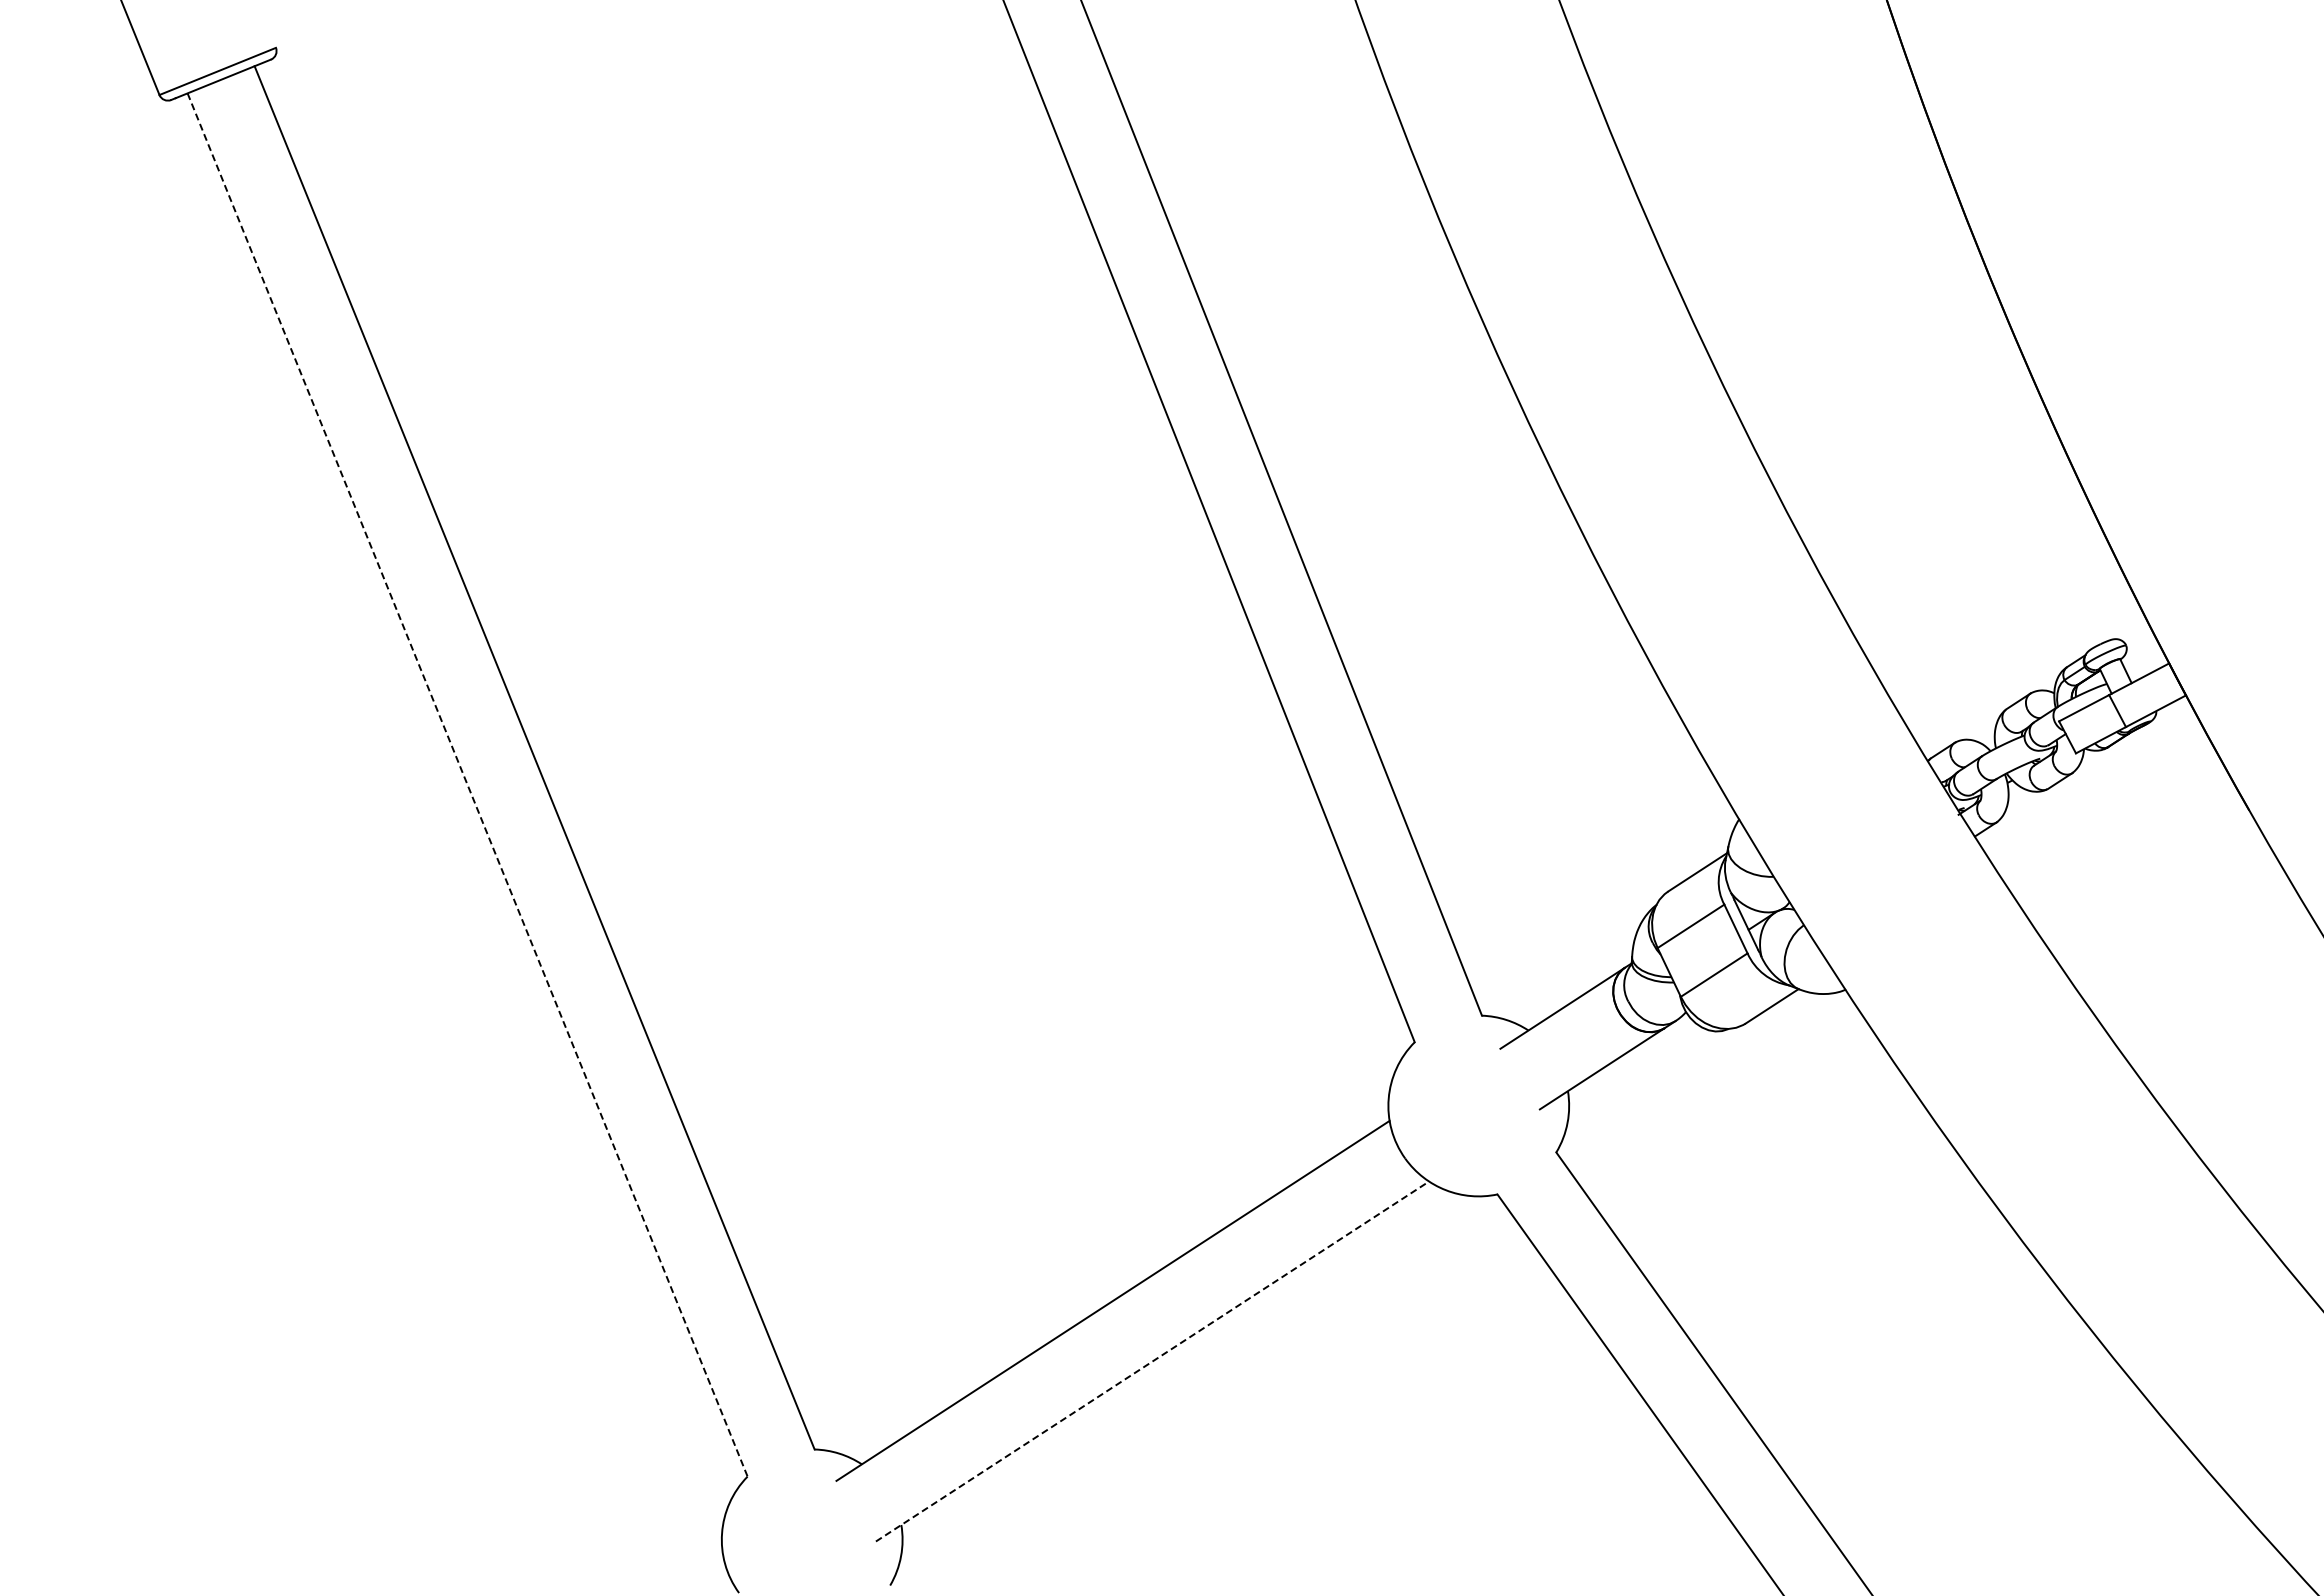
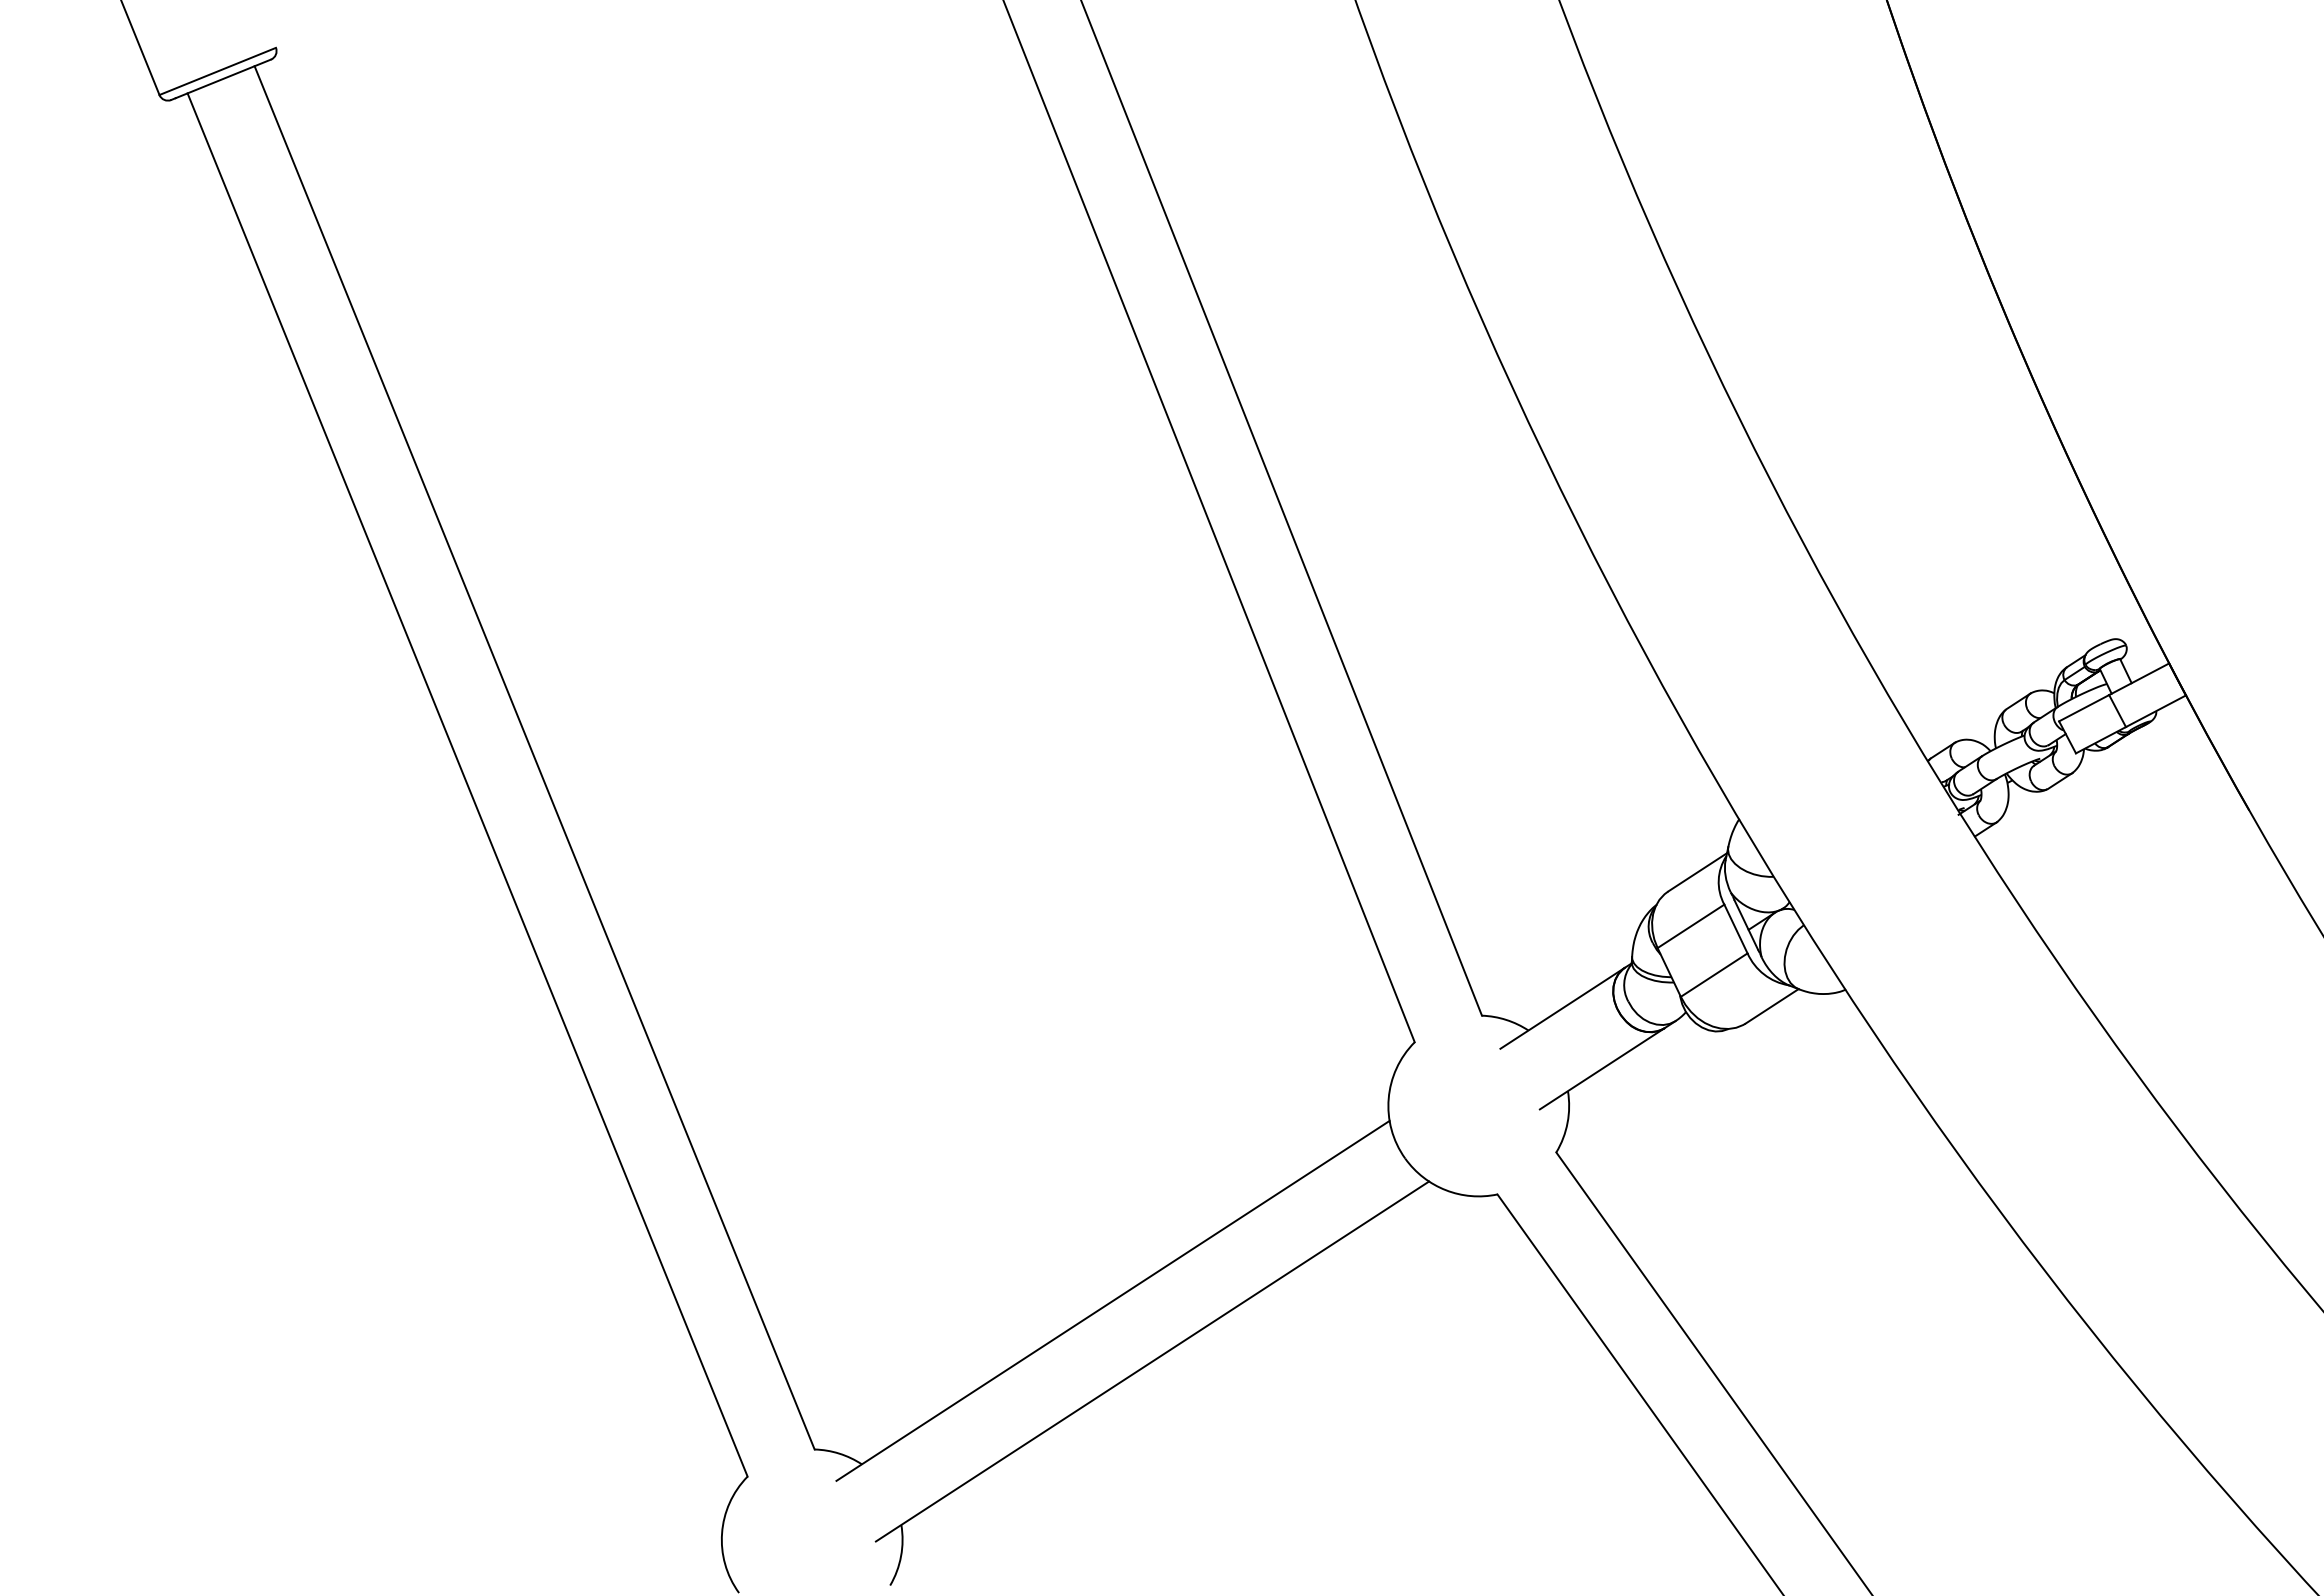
line: dashed -> solid (467, 785)
line: dashed -> solid (1152, 1361)
